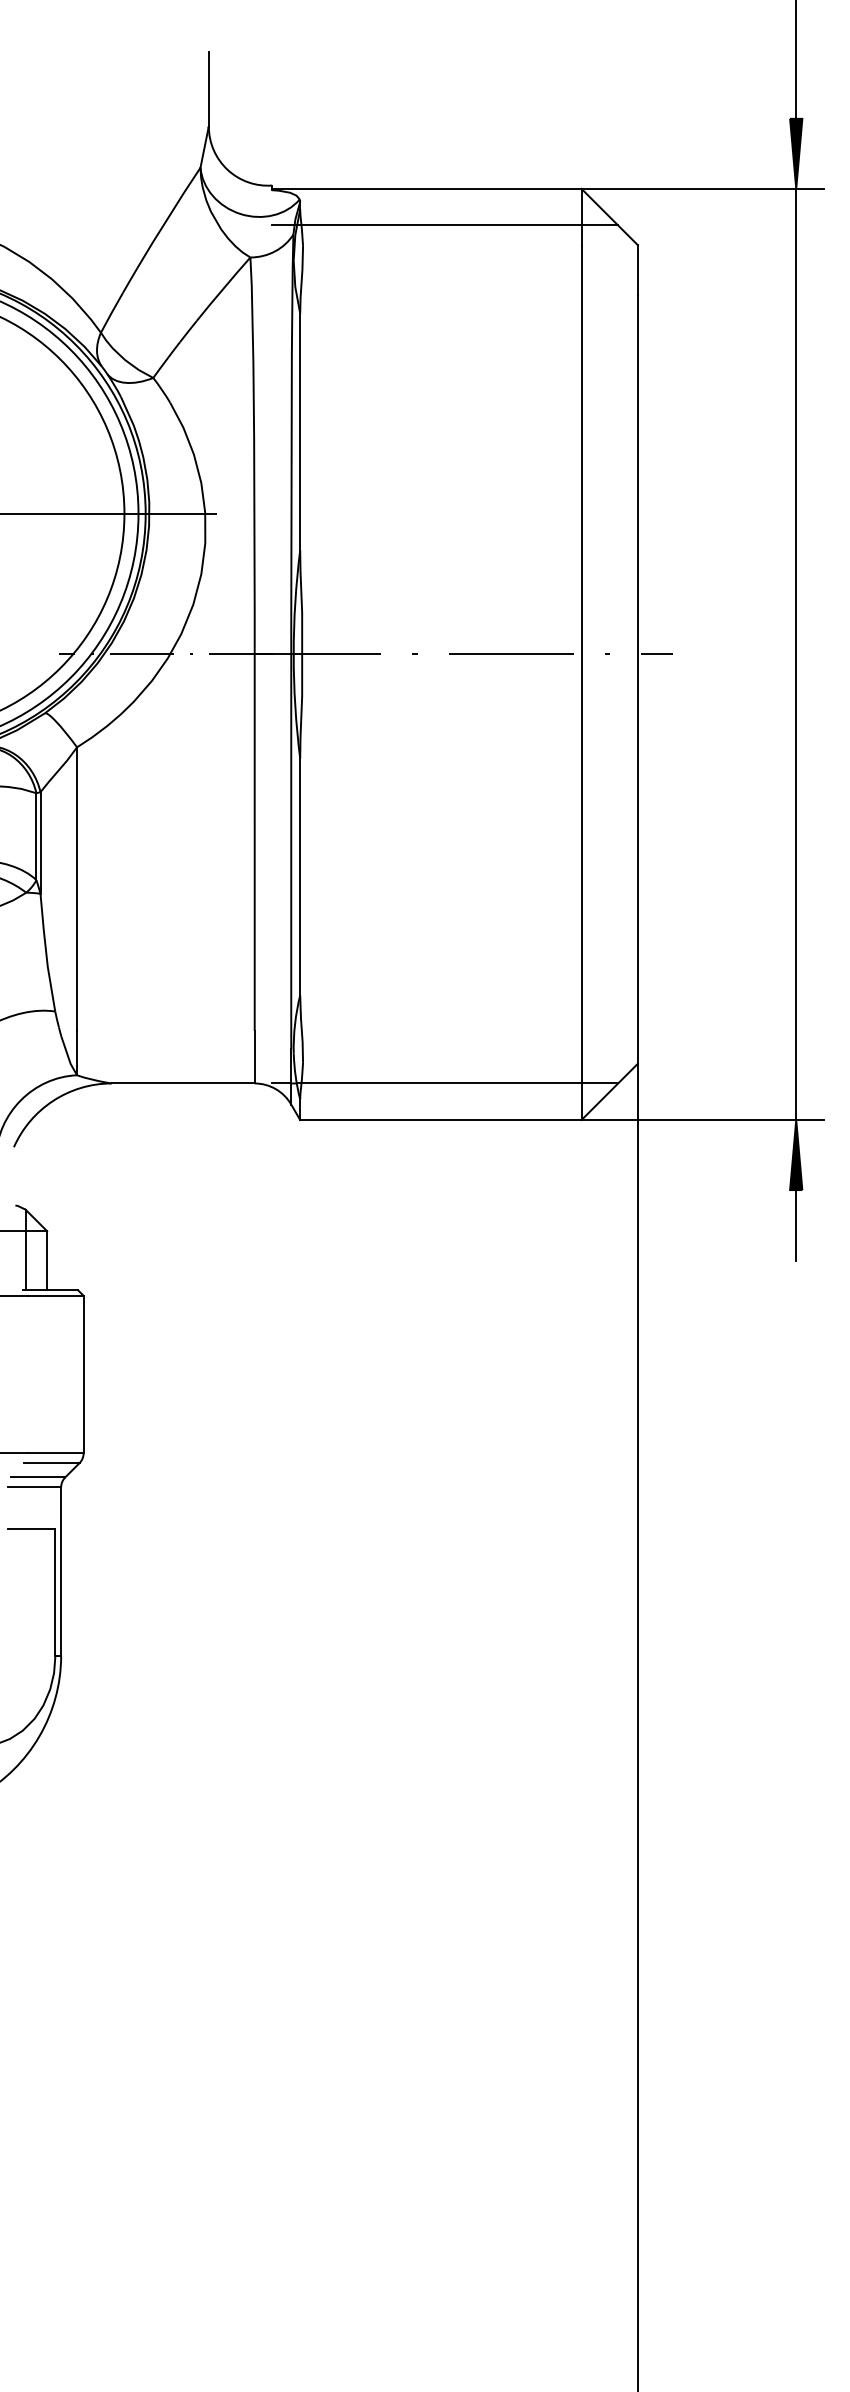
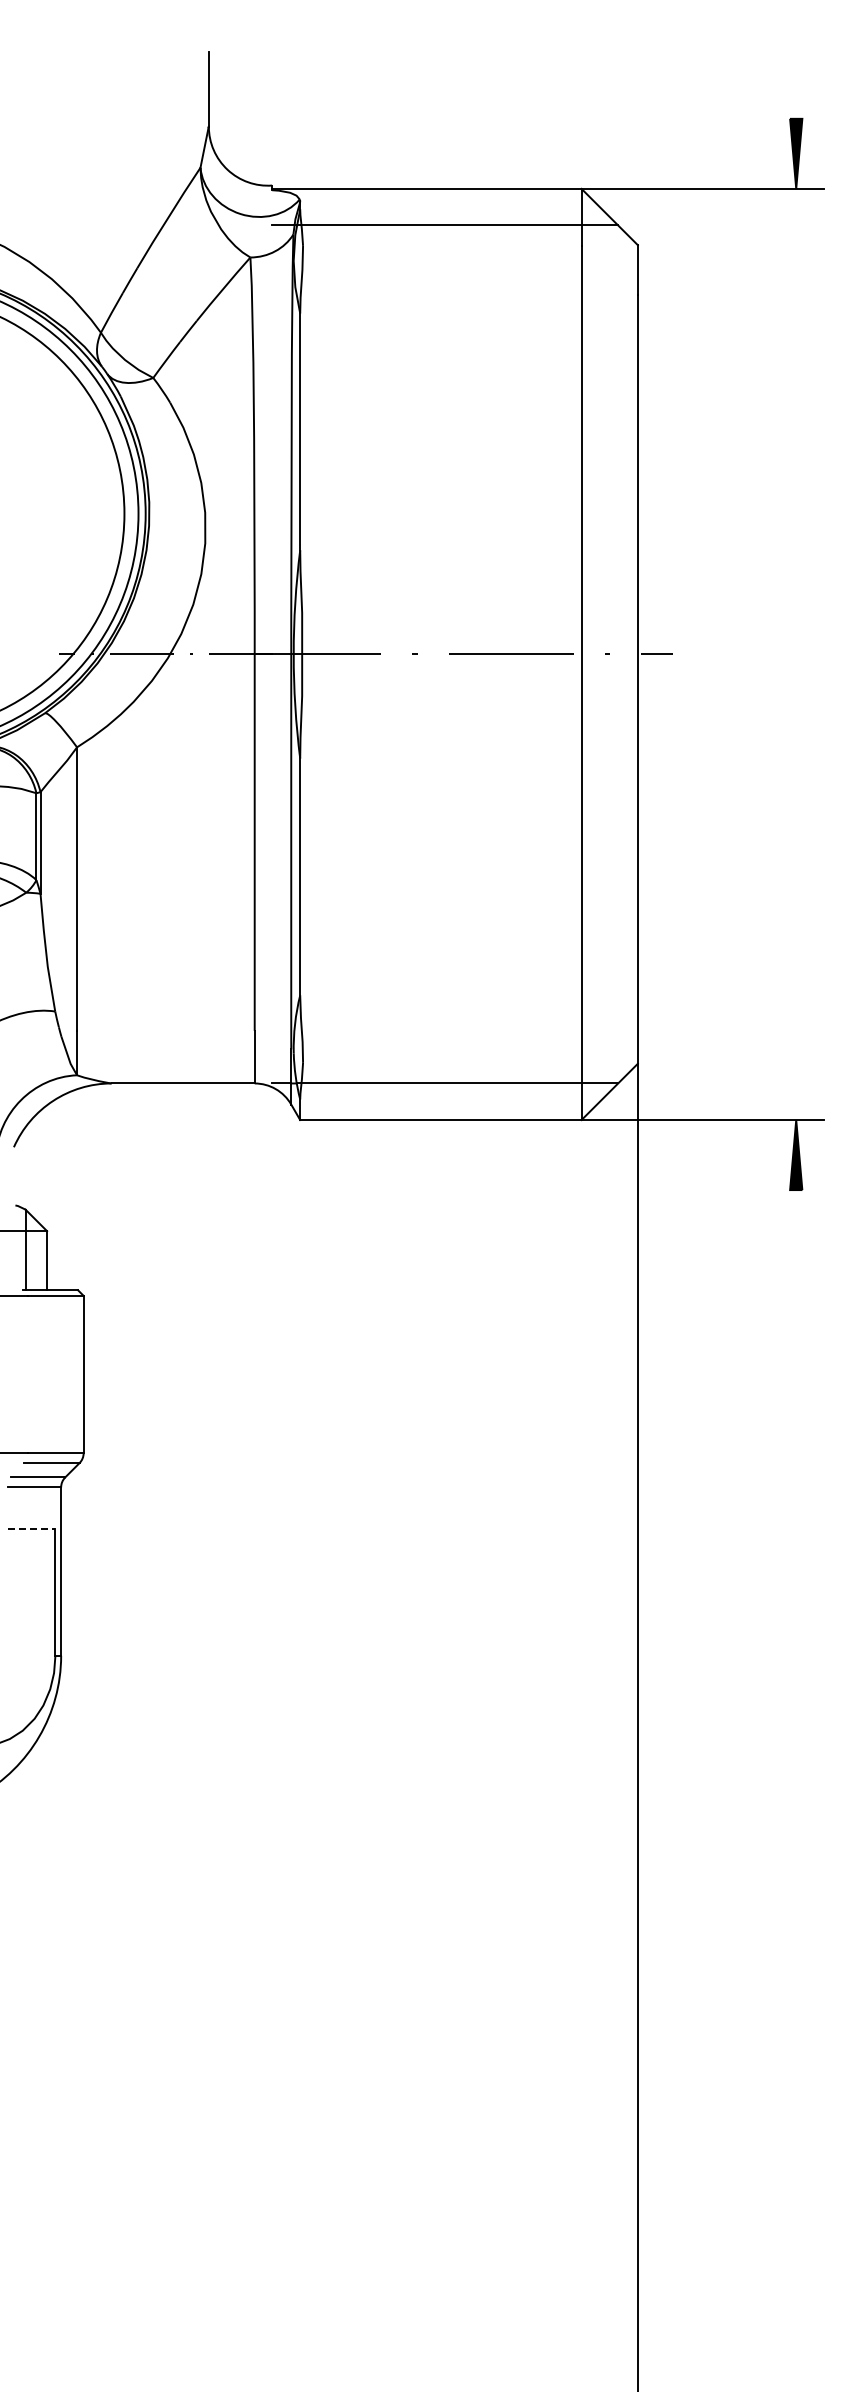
line: present -> none (796, 60)
line: present -> none (109, 513)
line: present -> none (796, 654)
line: present -> none (796, 1225)
line: solid -> dashed (31, 1529)
